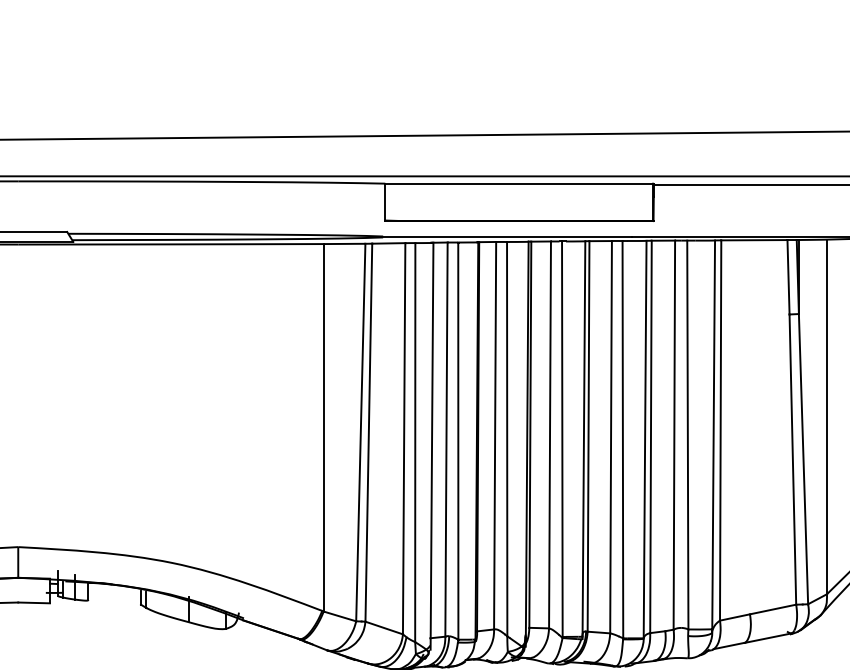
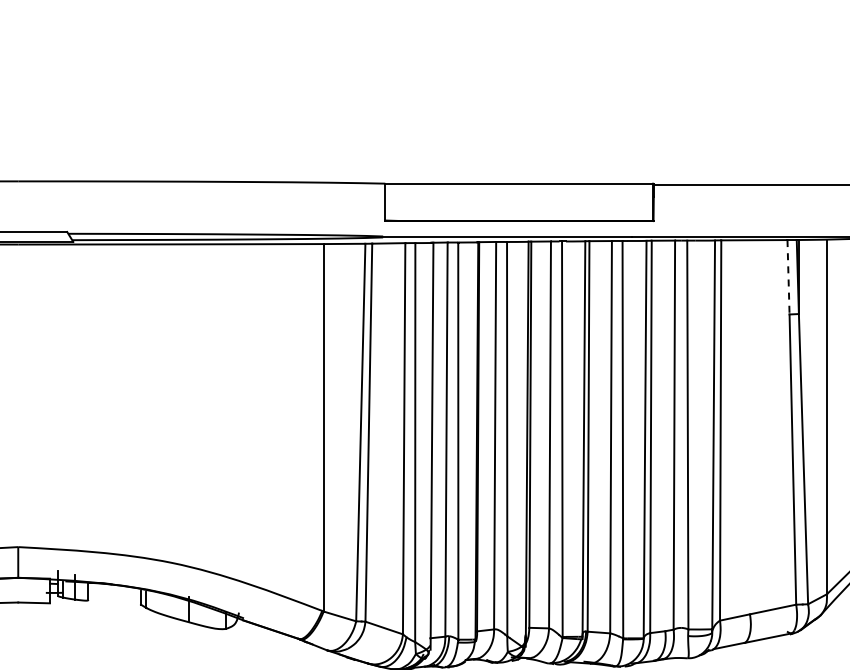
line: present -> none (424, 135)
line: present -> none (424, 176)
line: solid -> dashed (788, 277)
